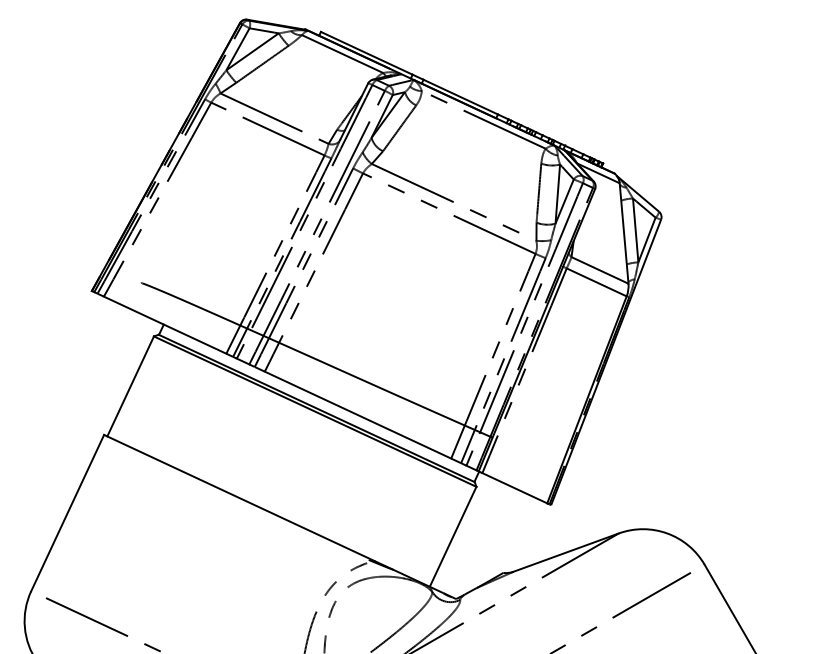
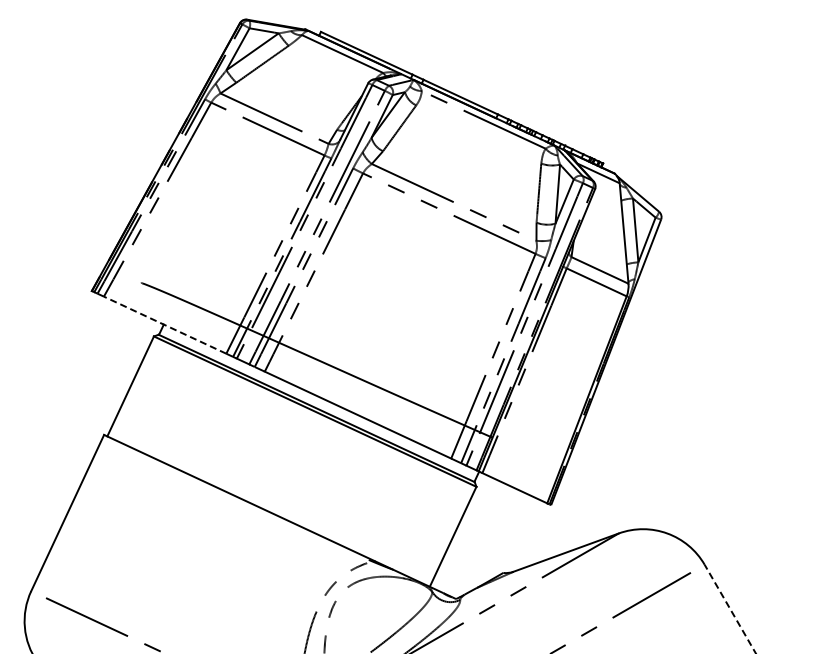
line: solid -> dashed (165, 325)
line: solid -> dashed (730, 608)
